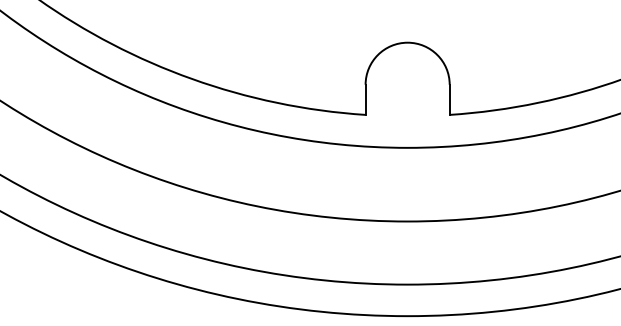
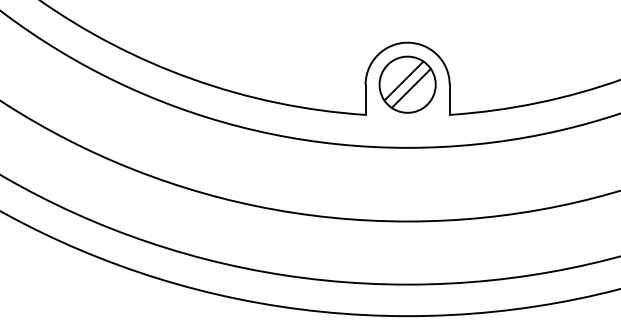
part: none -> present (407, 84)
